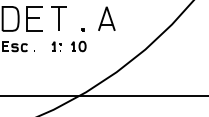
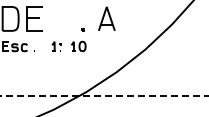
part: present -> none (58, 18)
line: solid -> dashed (104, 96)
